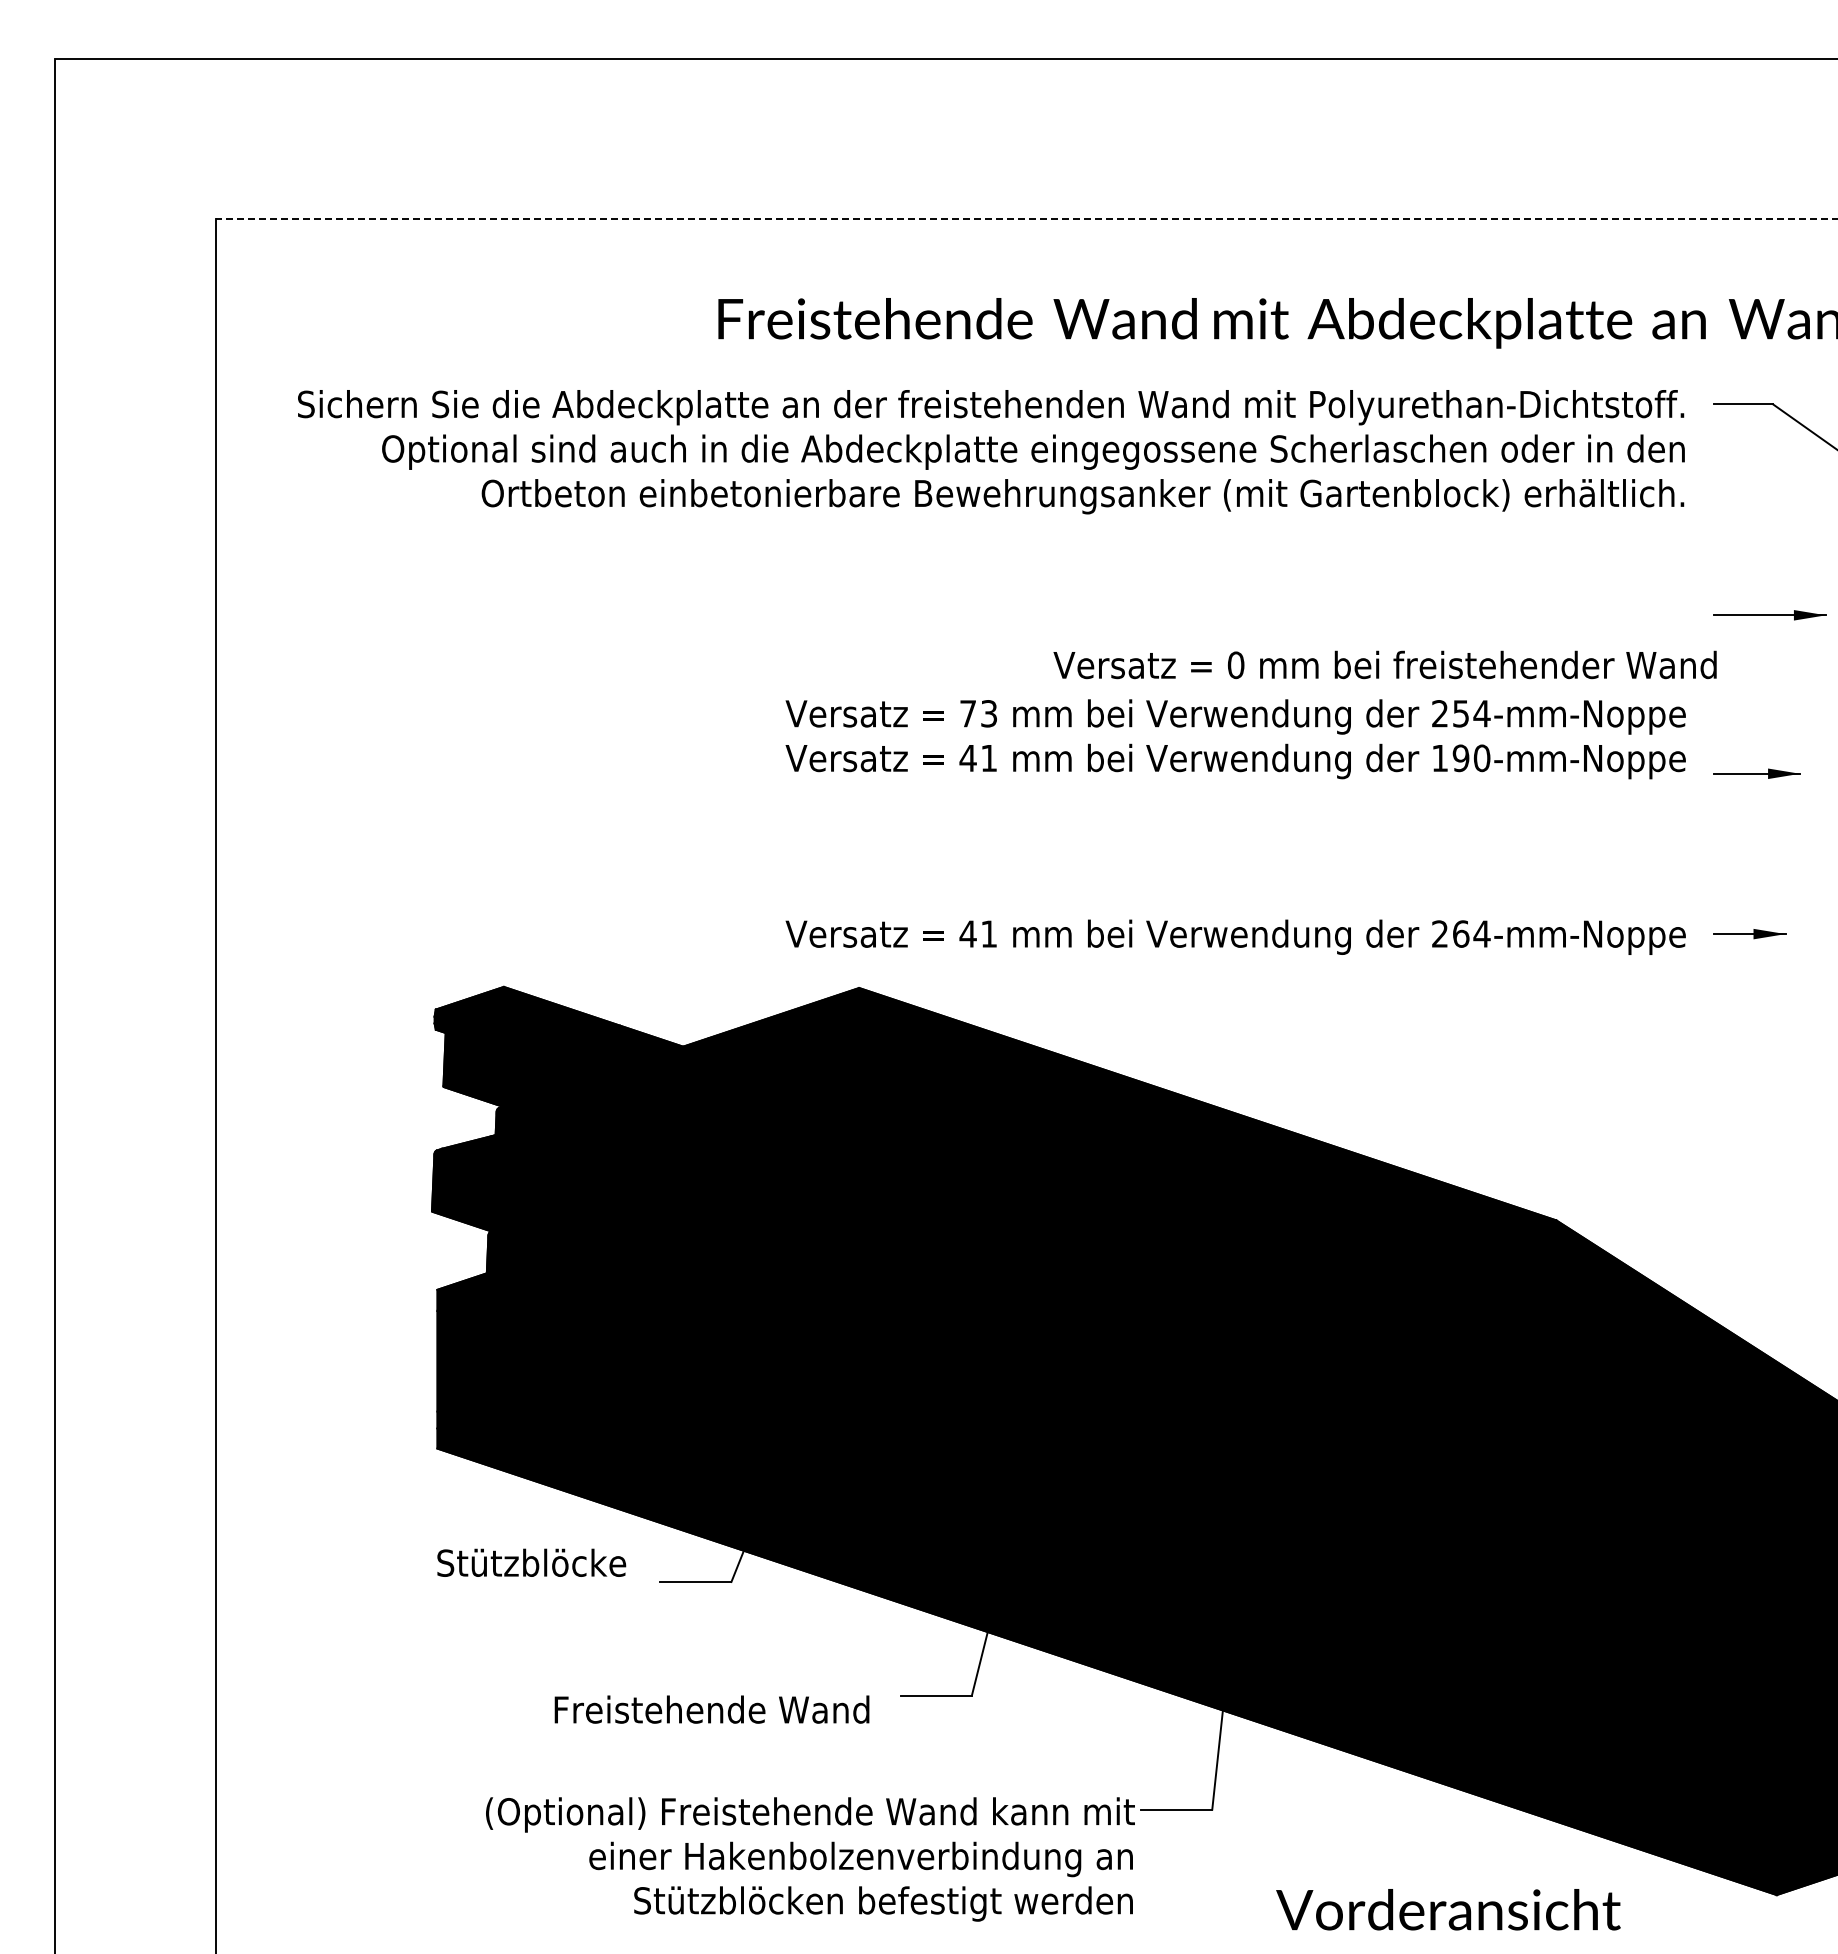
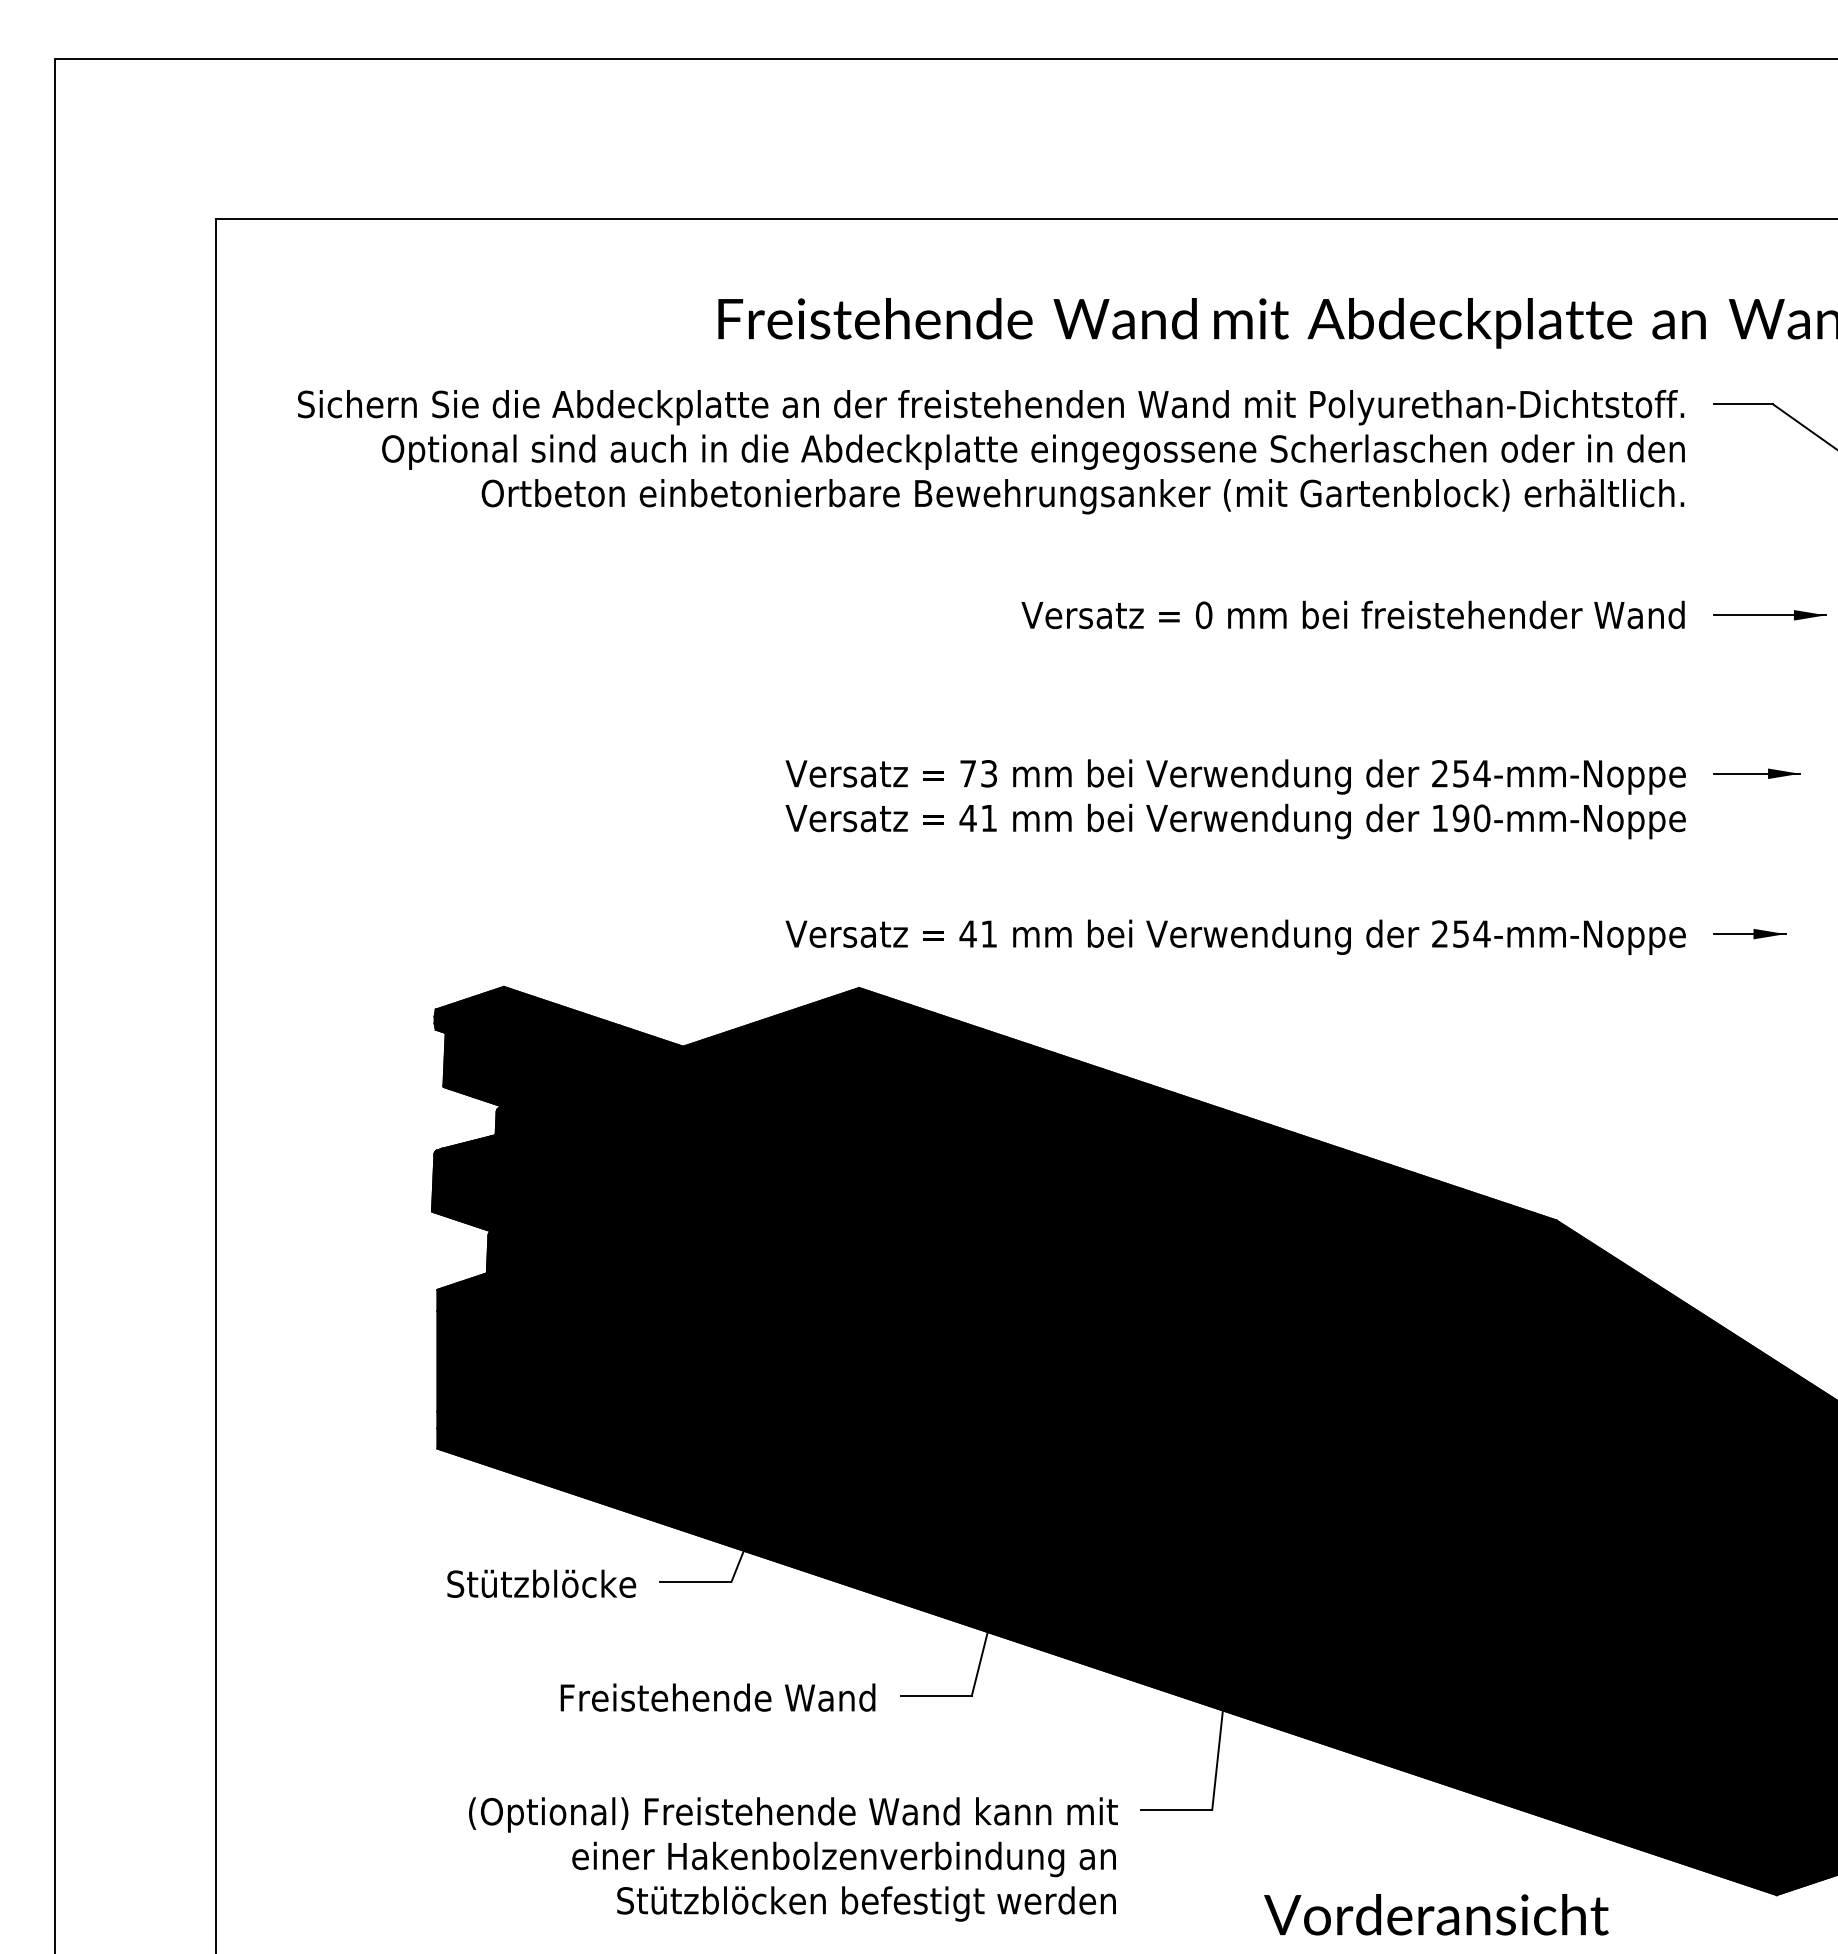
line: dashed -> solid (1026, 218)
text position: (1384, 664) -> (1352, 614) (1352, 614)
text position: (1235, 739) -> (1235, 799) (1235, 799)
text: 264-mm-Noppe -> 254-mm-Noppe (1461, 933)
text position: (531, 1562) -> (541, 1583) (541, 1583)
text position: (711, 1709) -> (717, 1697) (717, 1697)
text position: (810, 1859) -> (793, 1859) (793, 1859)
text position: (1448, 1909) -> (1436, 1914) (1436, 1914)
